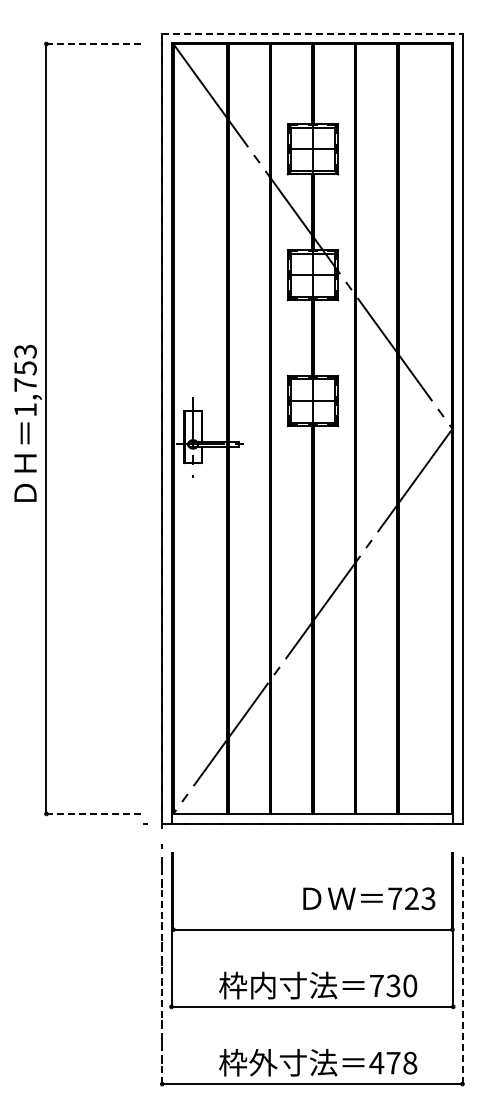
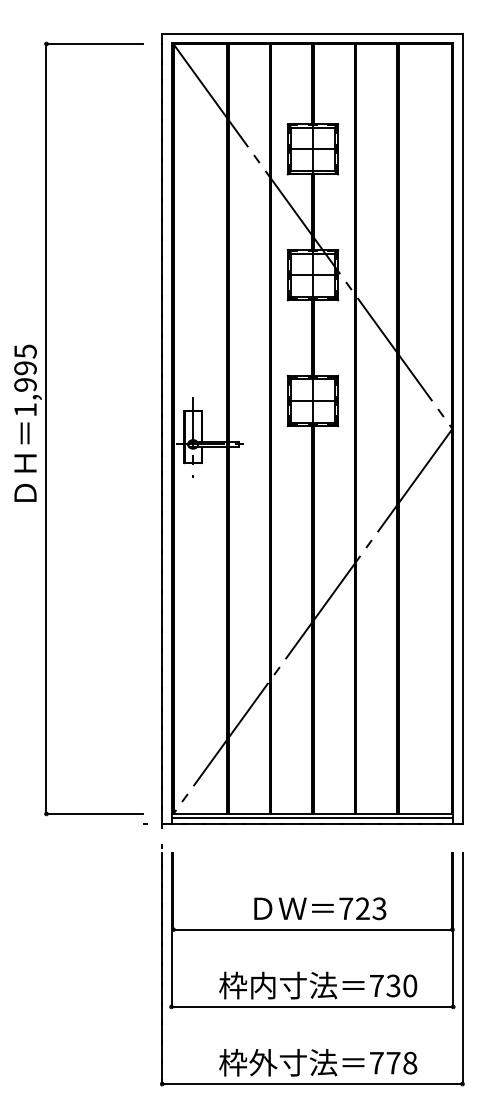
line: dashed -> solid (312, 33)
line: dashed -> solid (95, 44)
text: 1,753 -> 1,995 (25, 367)
line: dashed -> solid (95, 813)
line: none -> present (312, 817)
text position: (369, 898) -> (320, 908) (320, 908)
line: dashed -> solid (162, 968)
line: dashed -> solid (462, 968)
text: 478 -> 778 (376, 1063)
